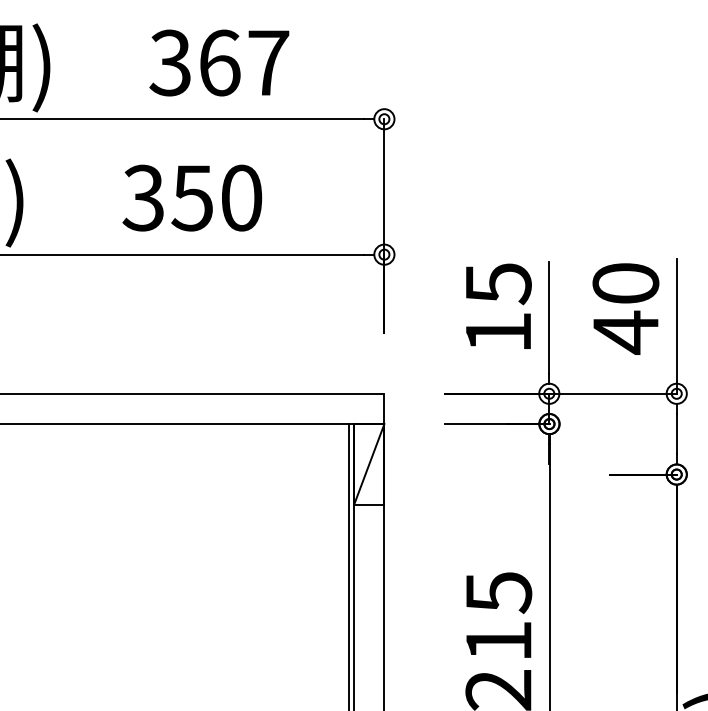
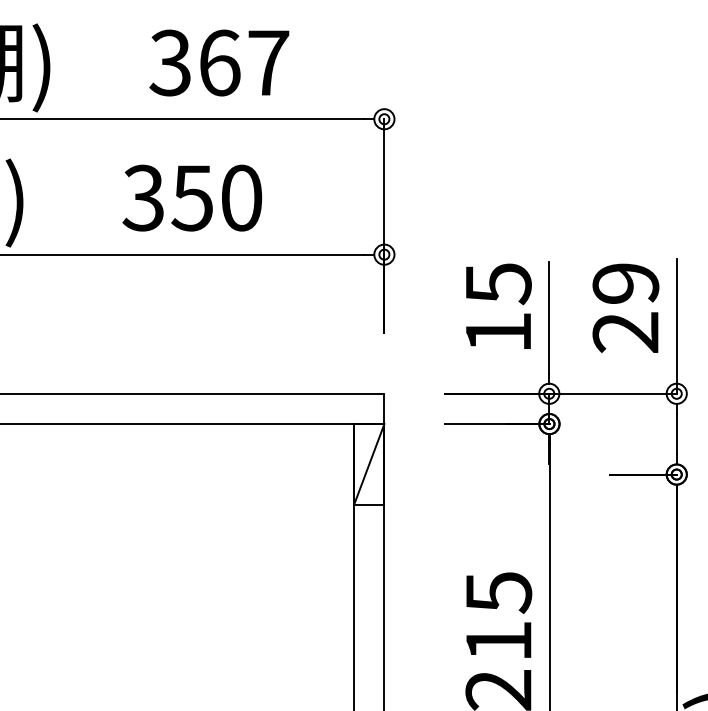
text: 40 -> 29 (625, 308)
line: present -> none (349, 565)
